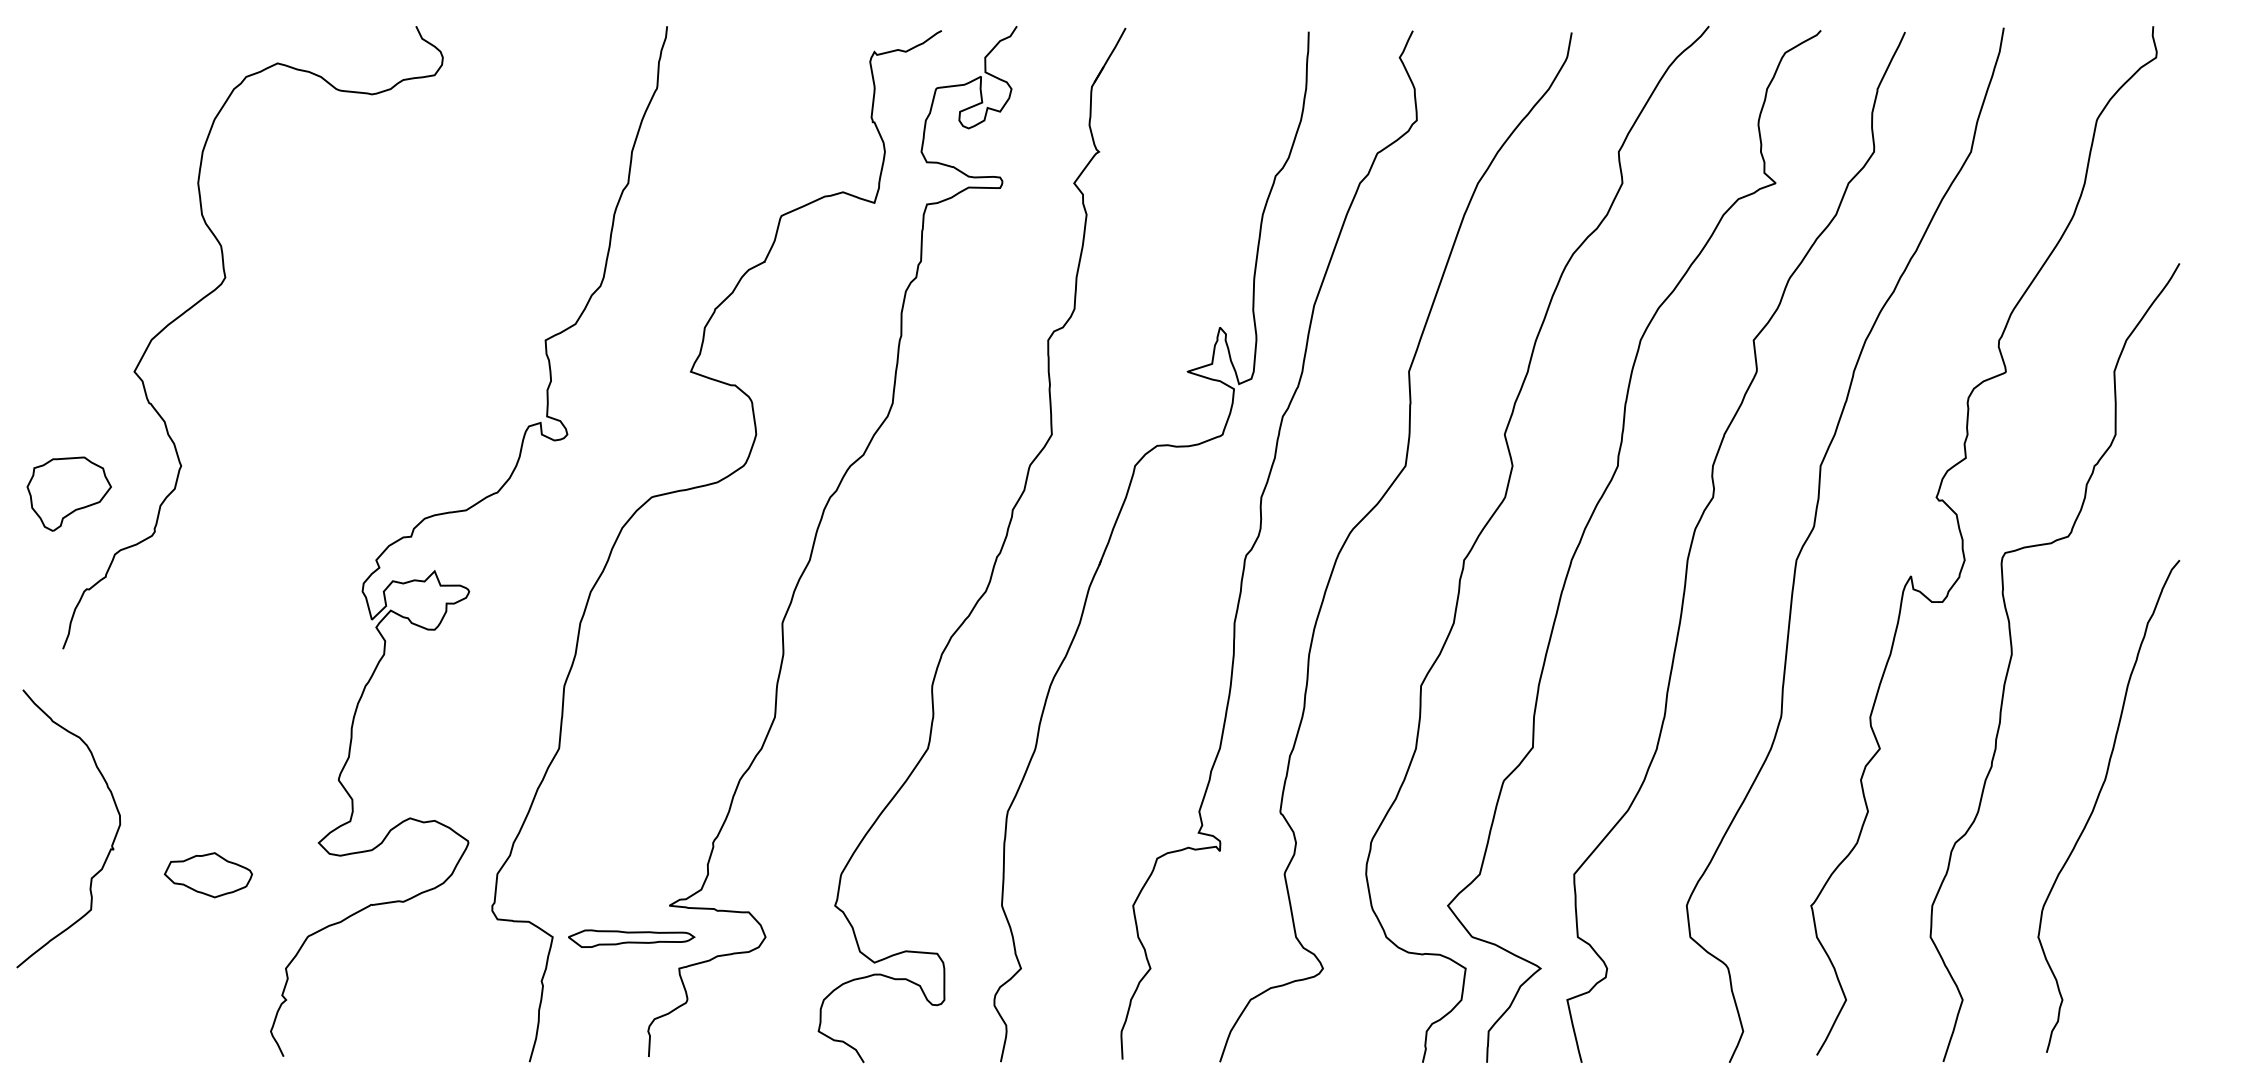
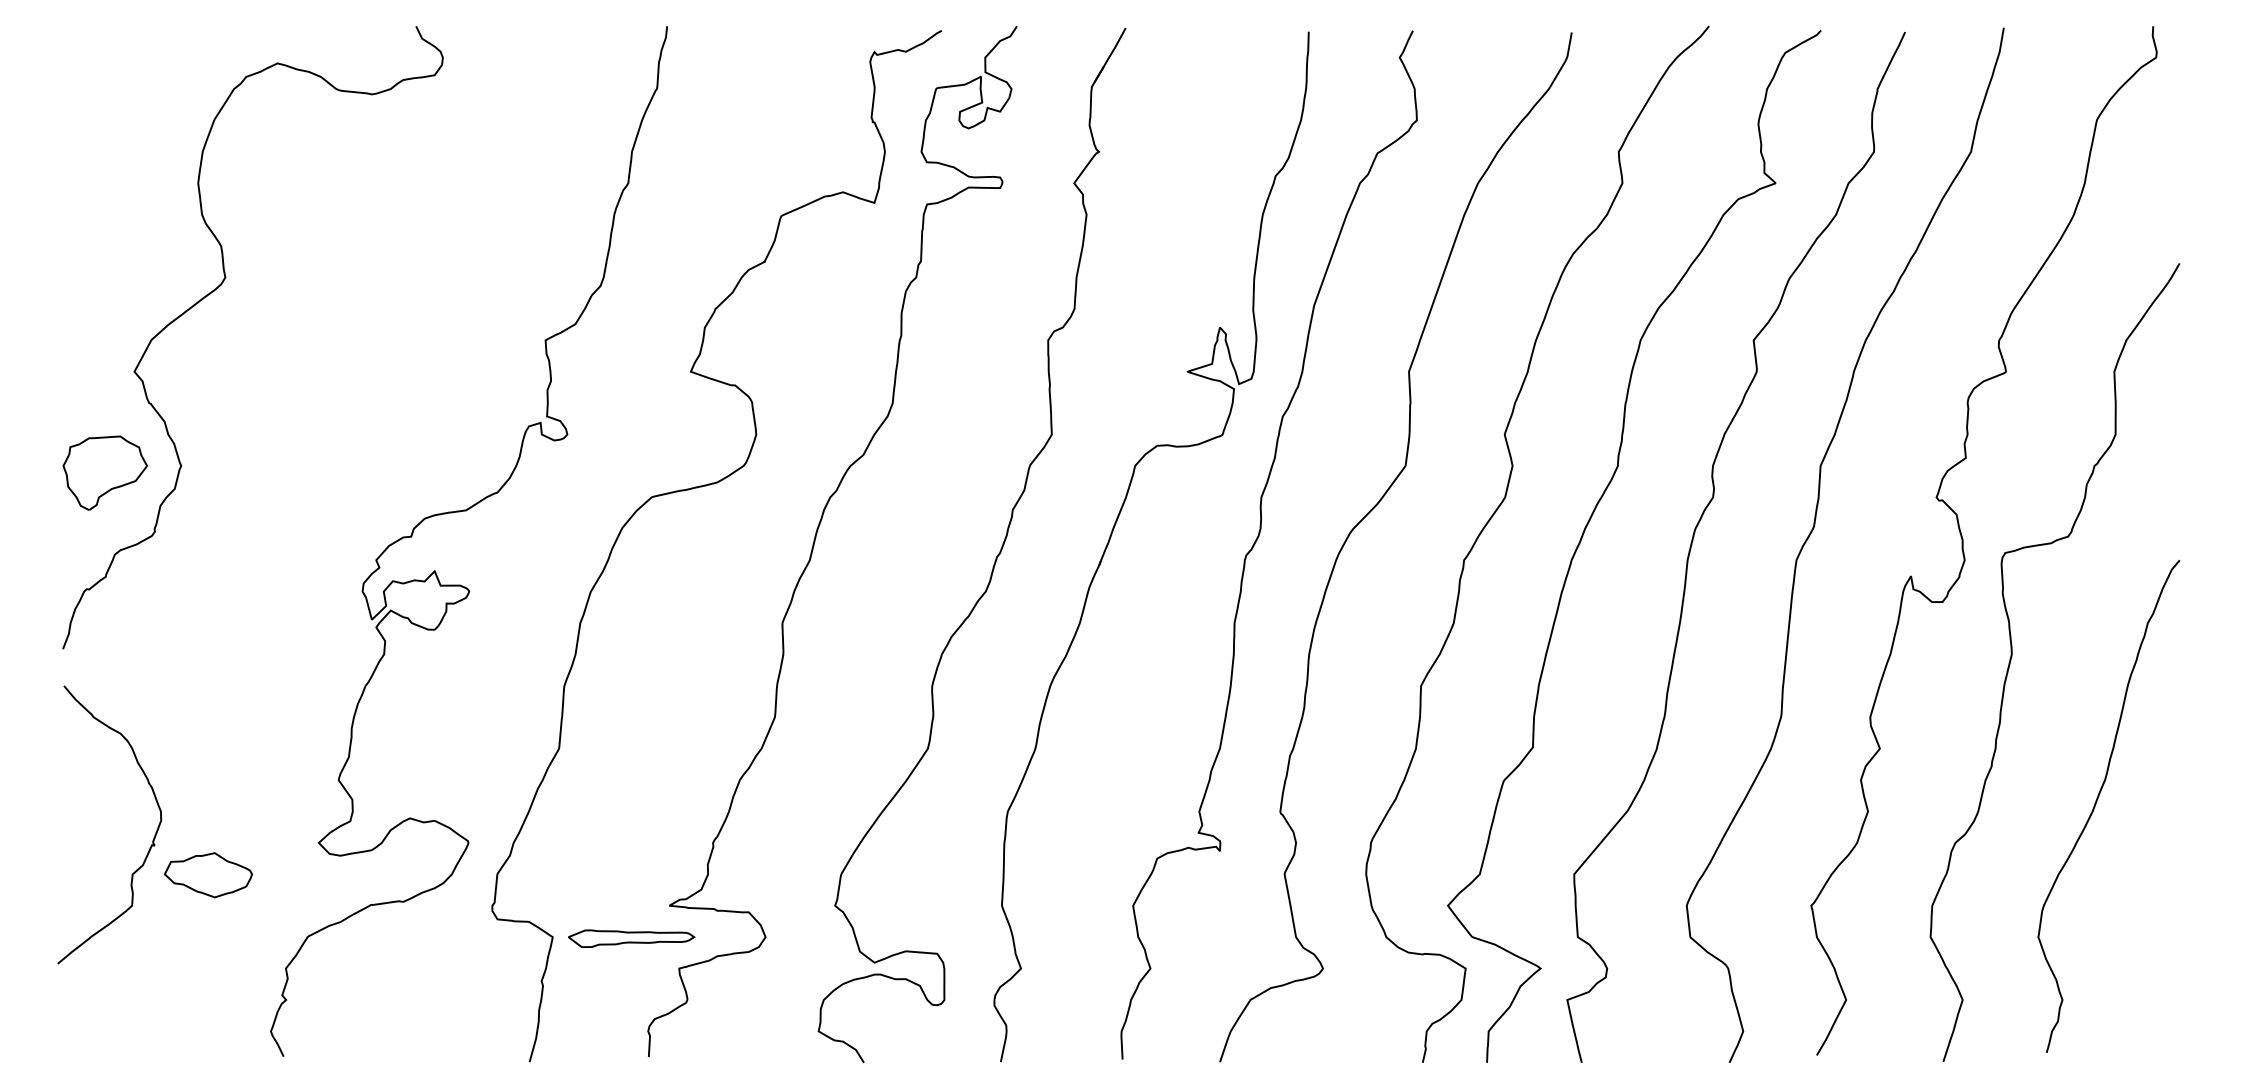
part position: (68, 493) -> (104, 472) (104, 472)
curve position: (112, 841) -> (153, 837) (153, 837)
